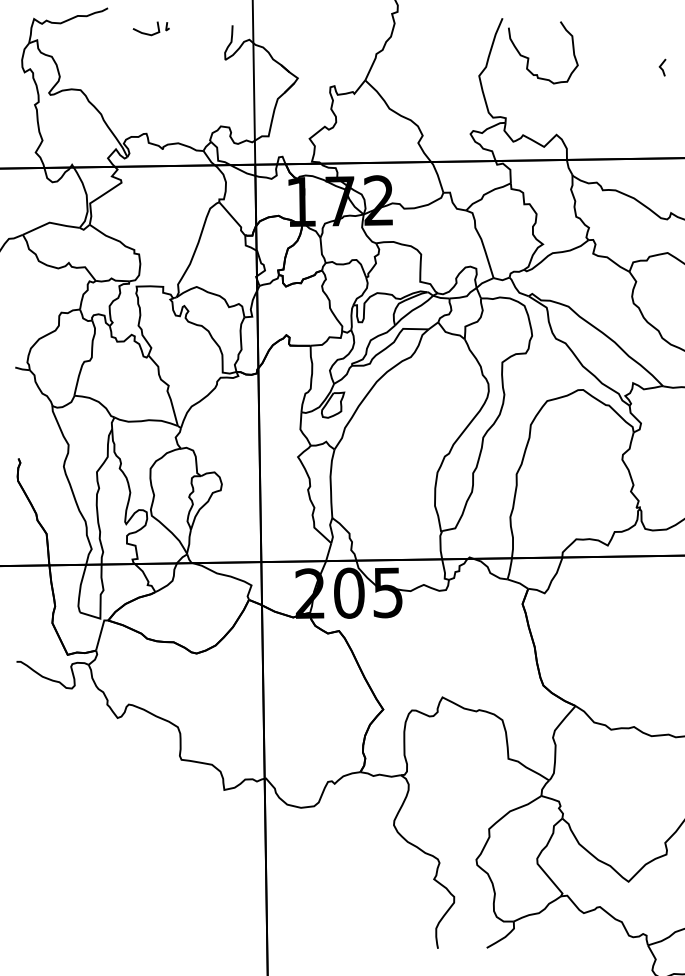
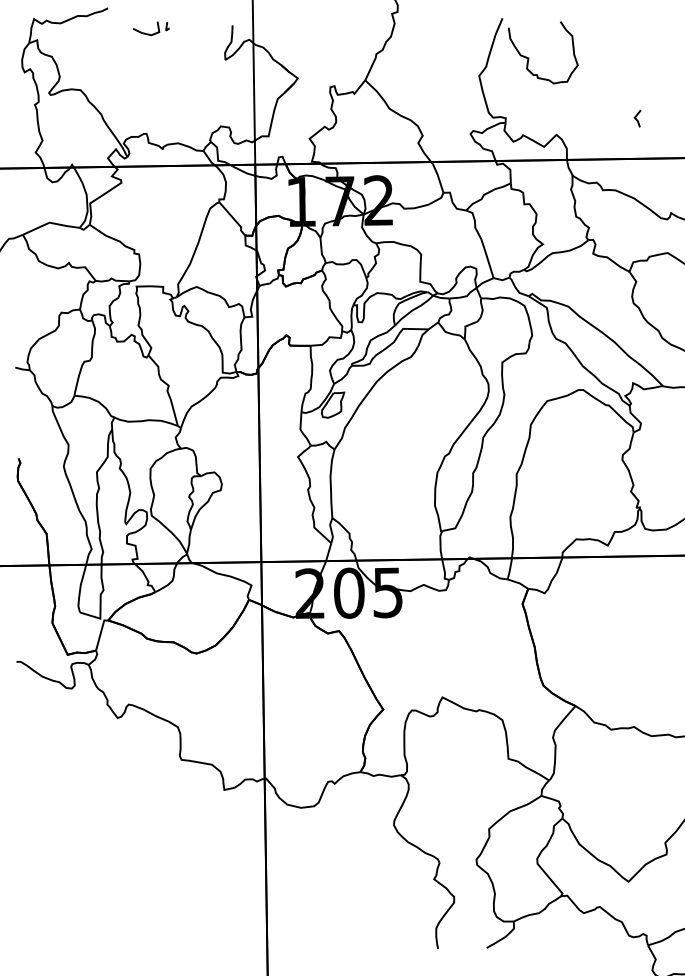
line position: (661, 67) -> (636, 118) (636, 118)
